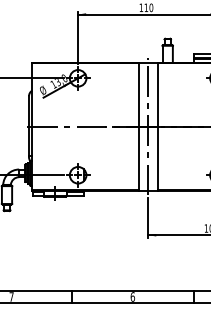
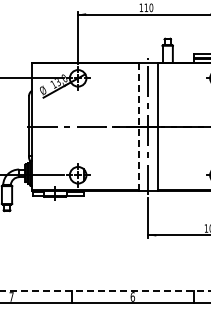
line: solid -> dashed (138, 127)
line: solid -> dashed (105, 290)
